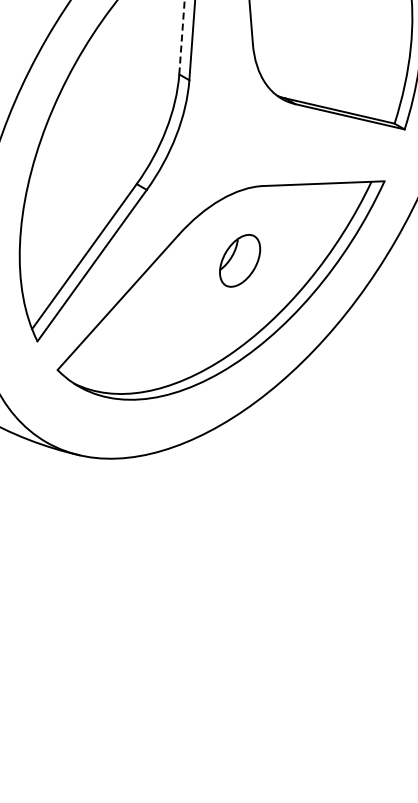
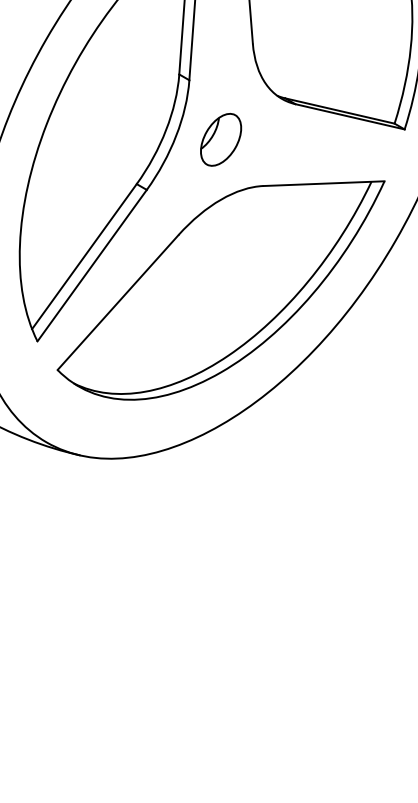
line: dashed -> solid (181, 37)
part position: (240, 260) -> (221, 139) (221, 139)
